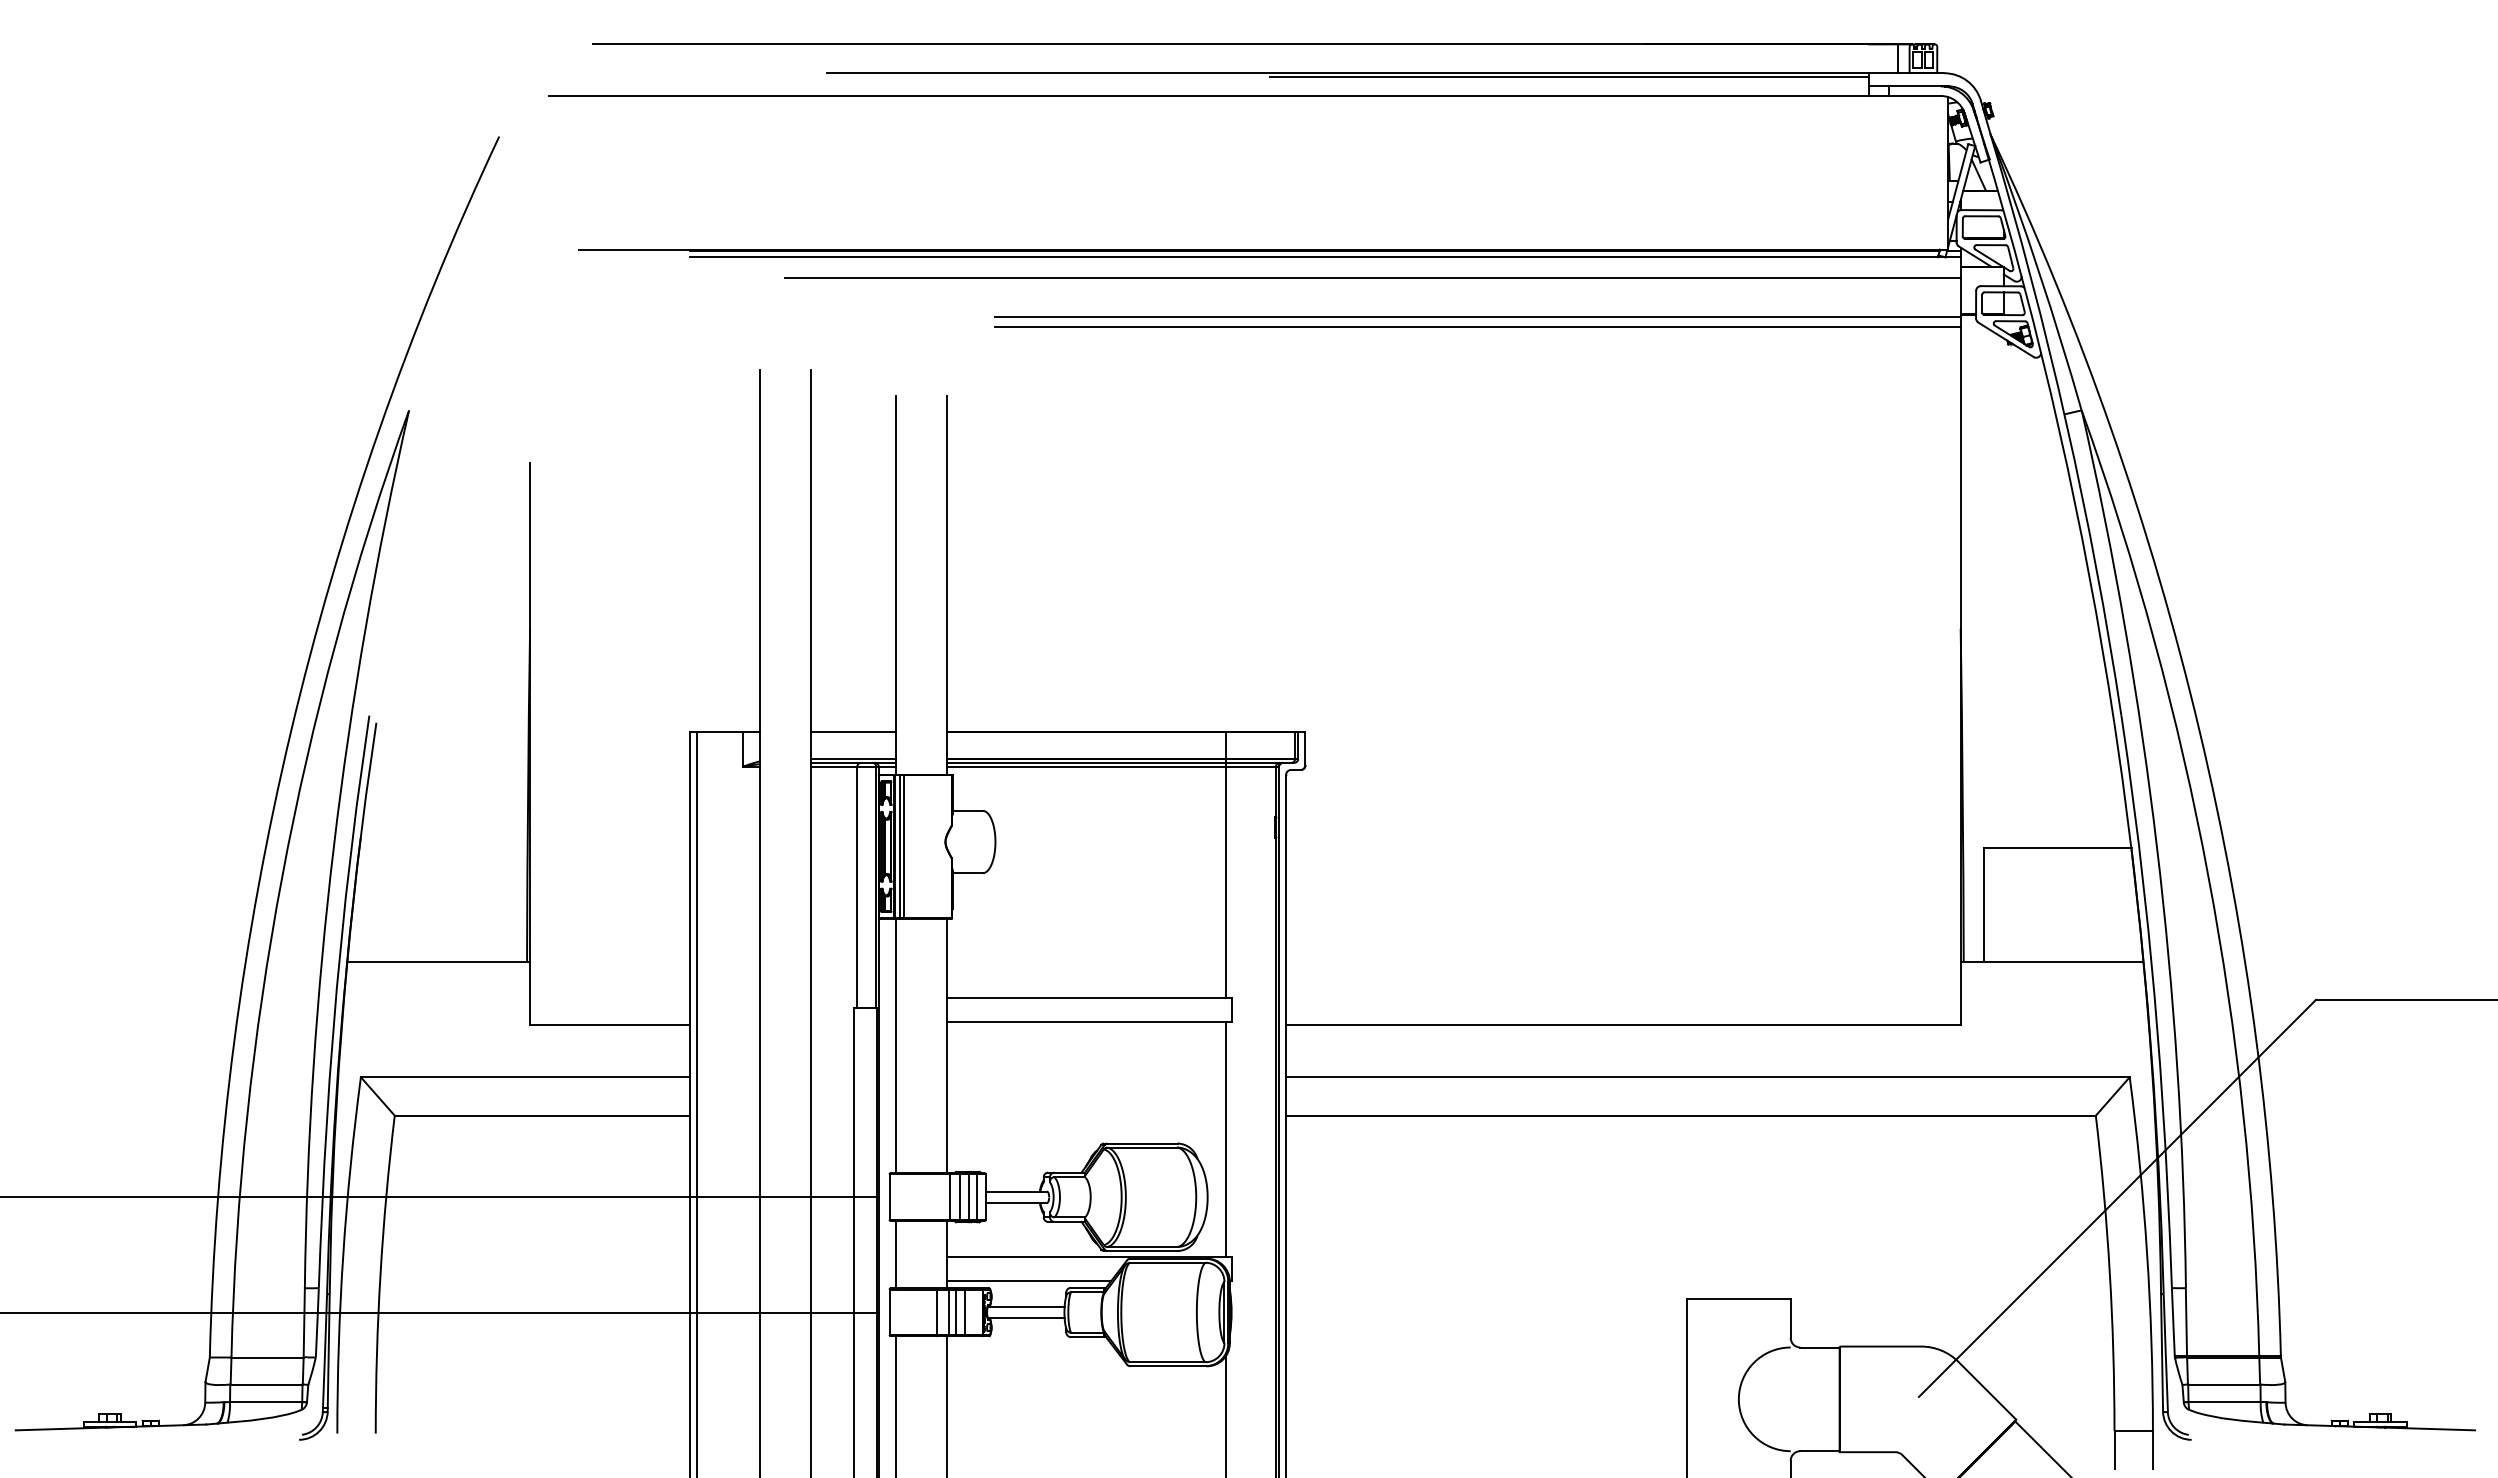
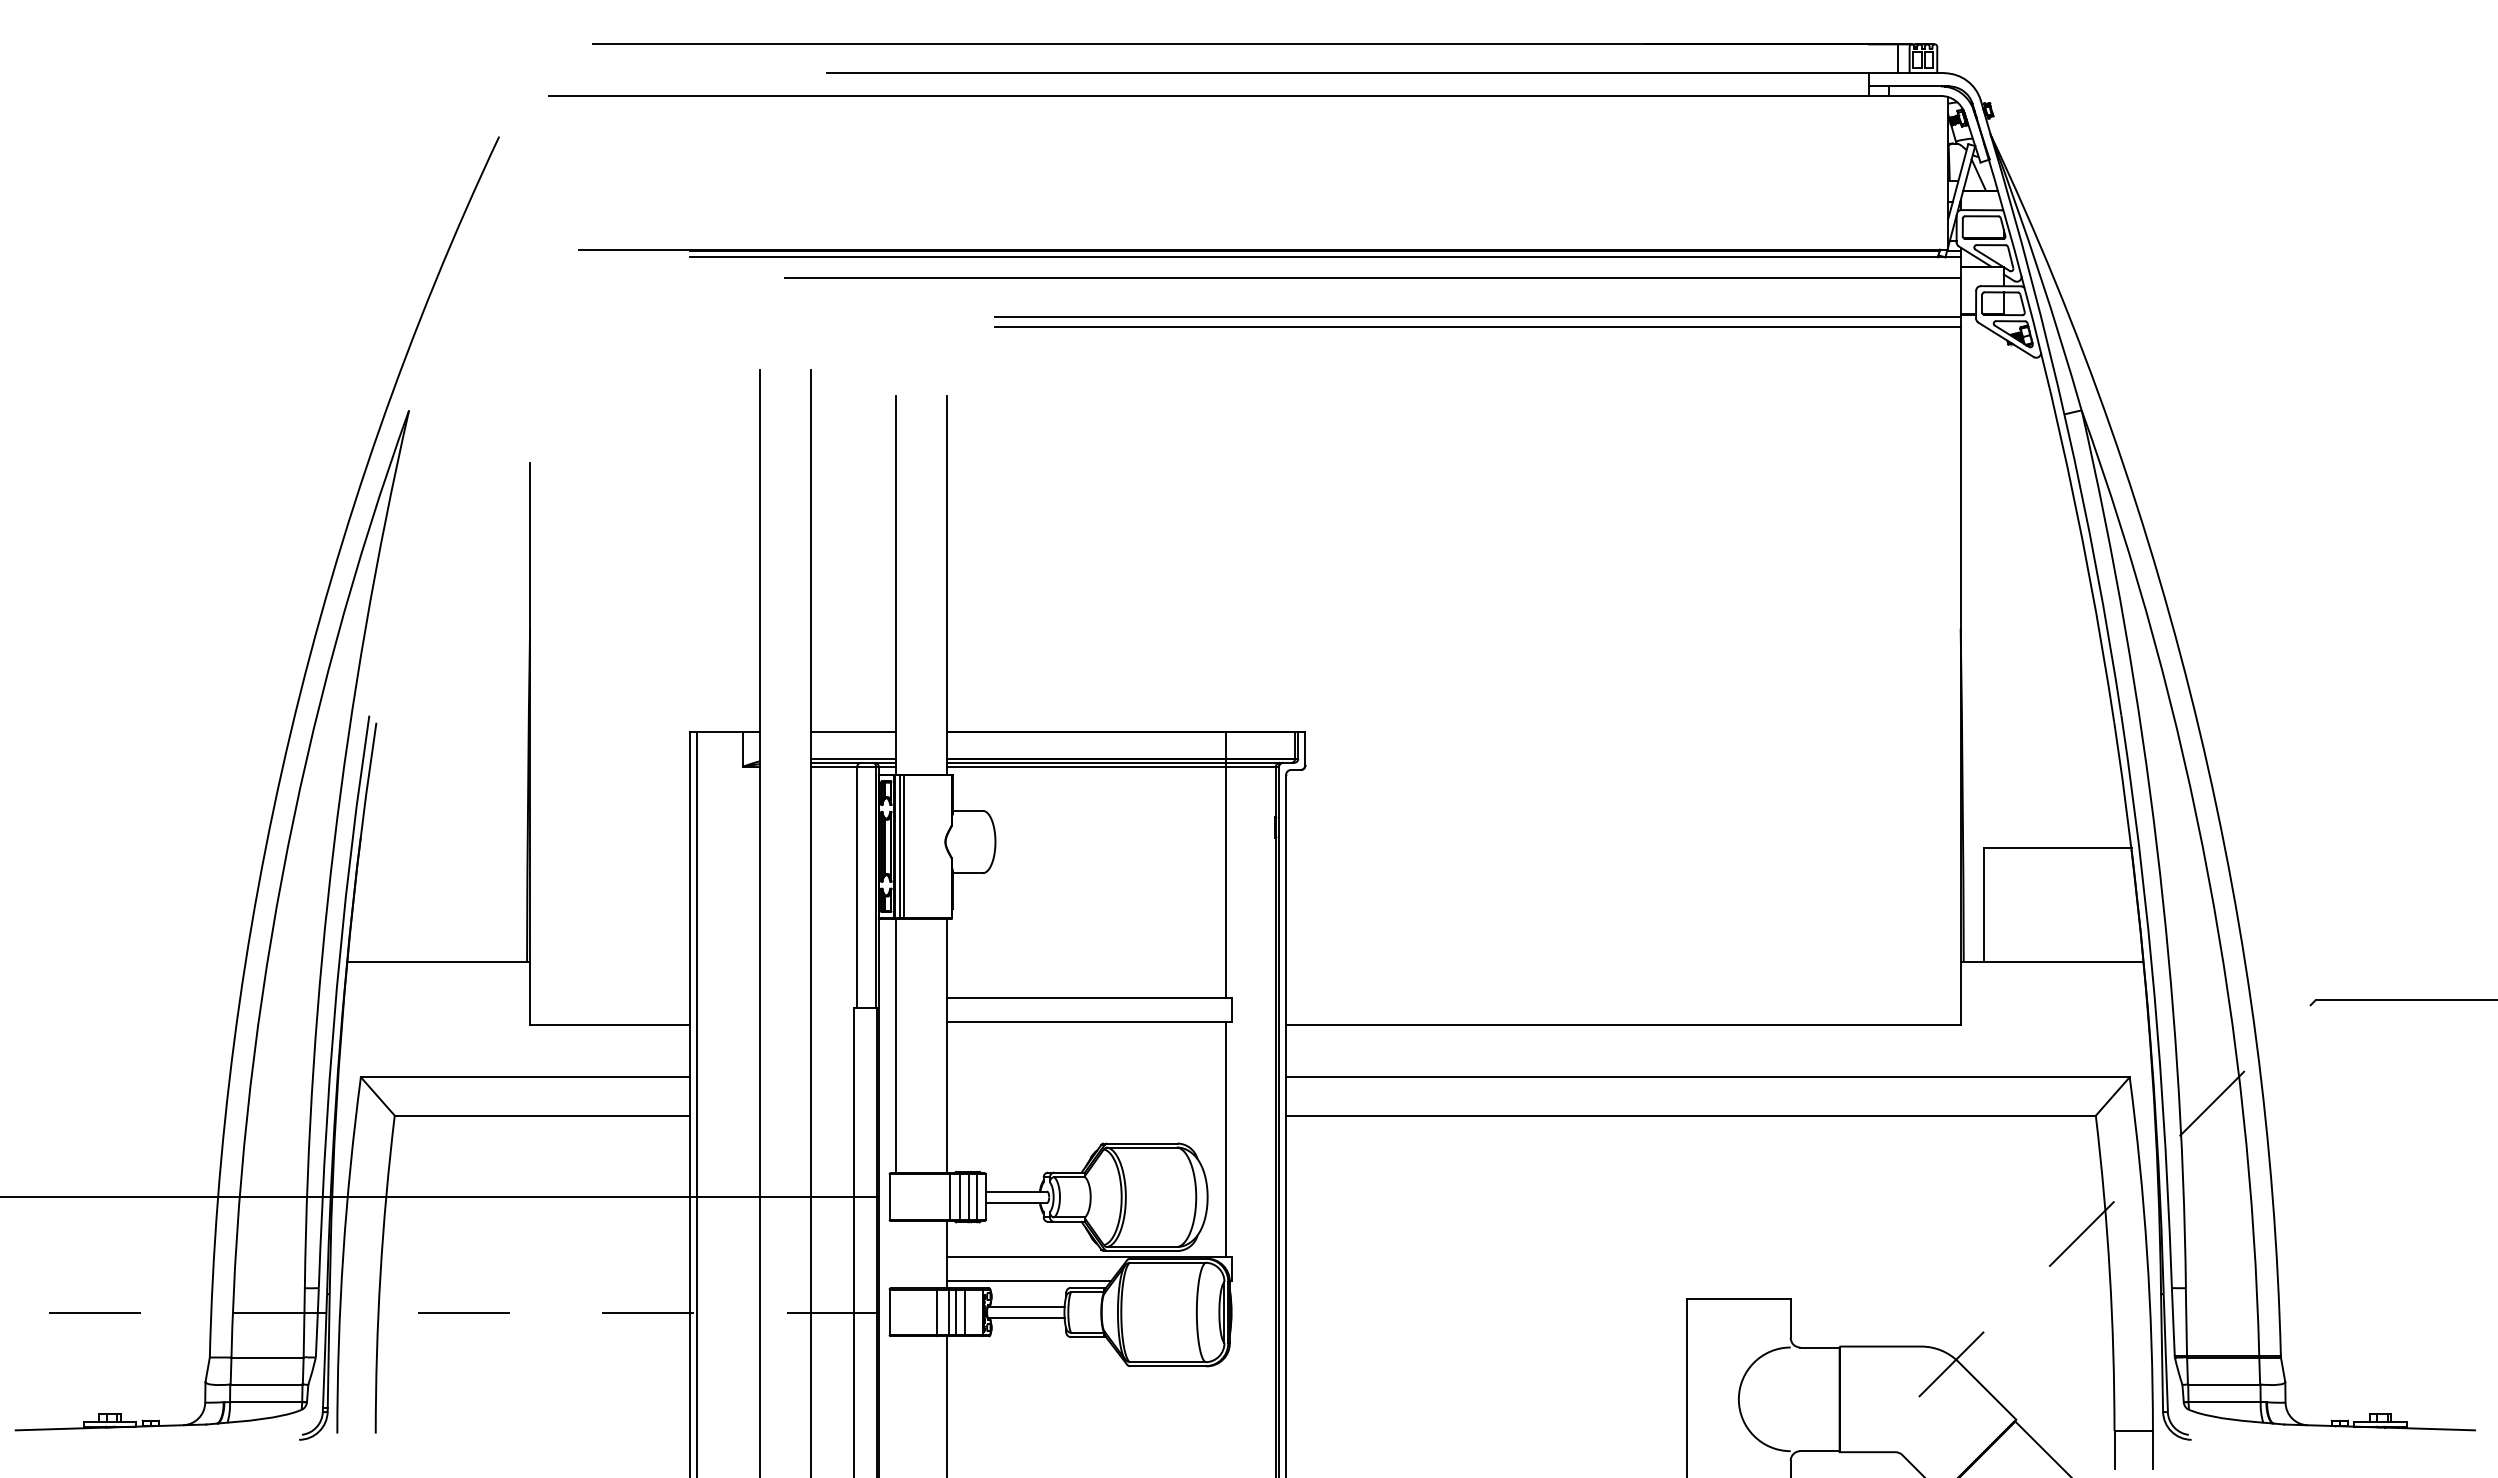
line: present -> none (1569, 76)
line: solid -> dashed (2117, 1198)
line: present -> none (896, 1254)
line: solid -> dashed (438, 1313)
line: present -> none (896, 1405)
line: present -> none (1225, 1415)
